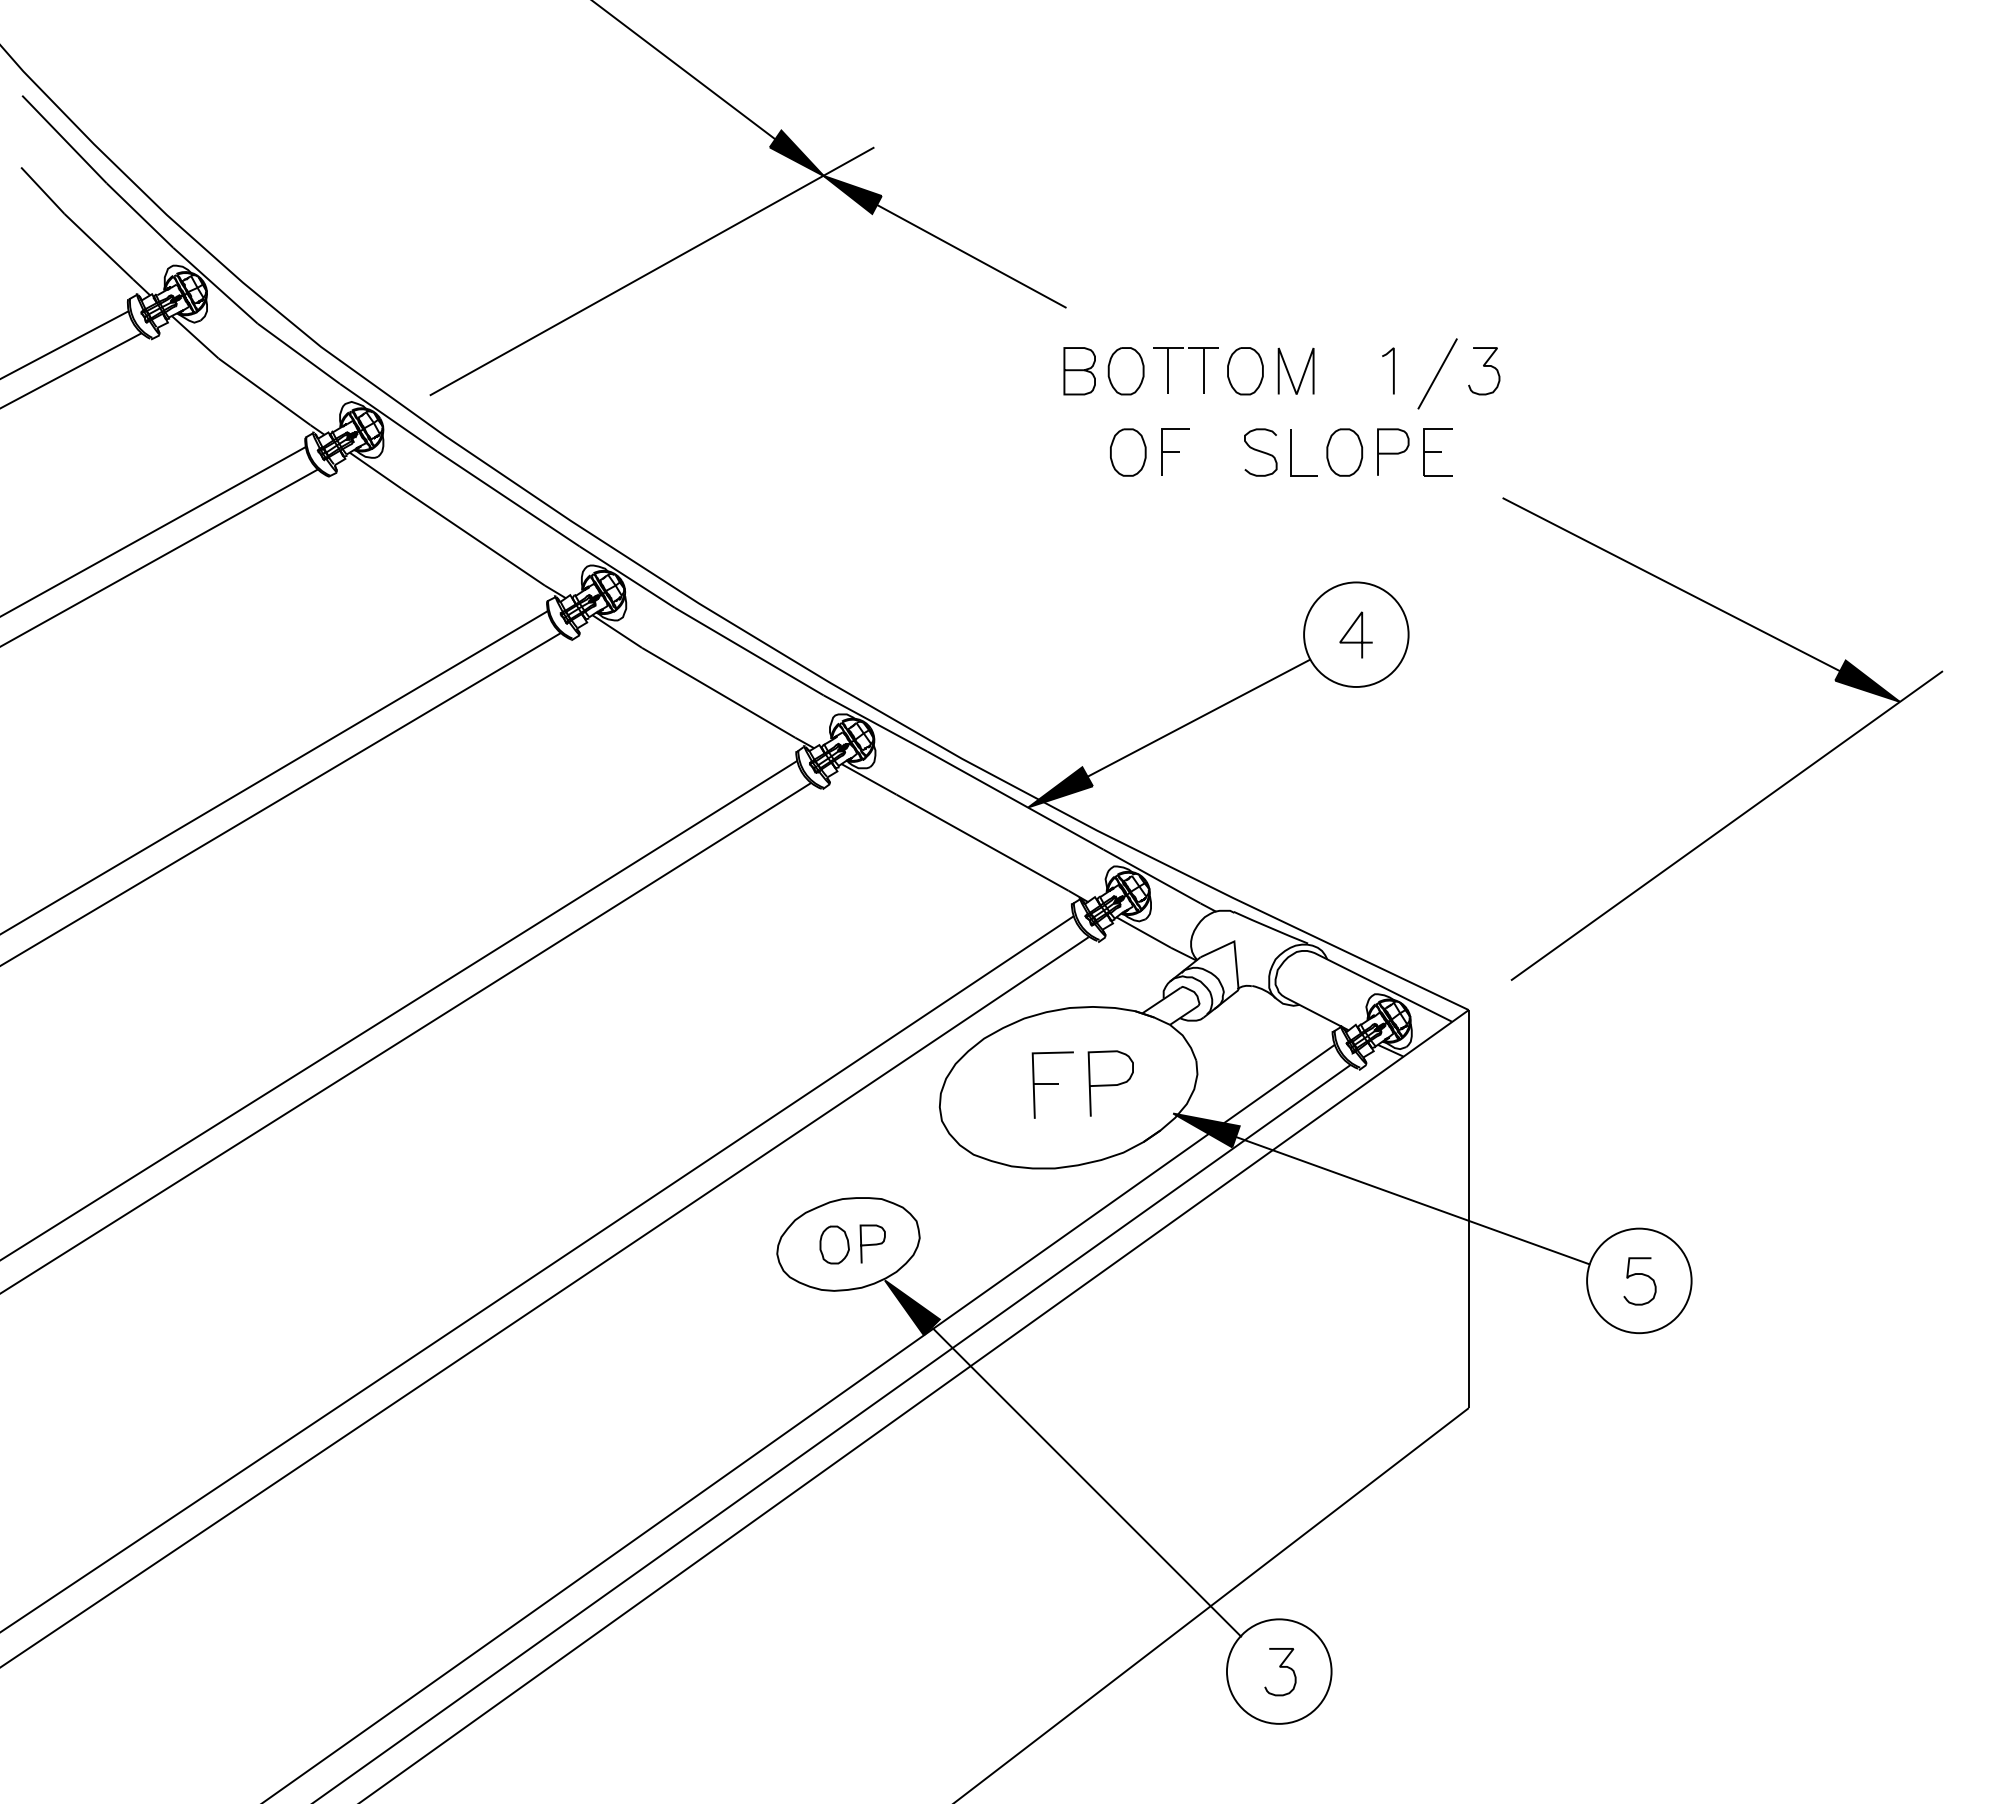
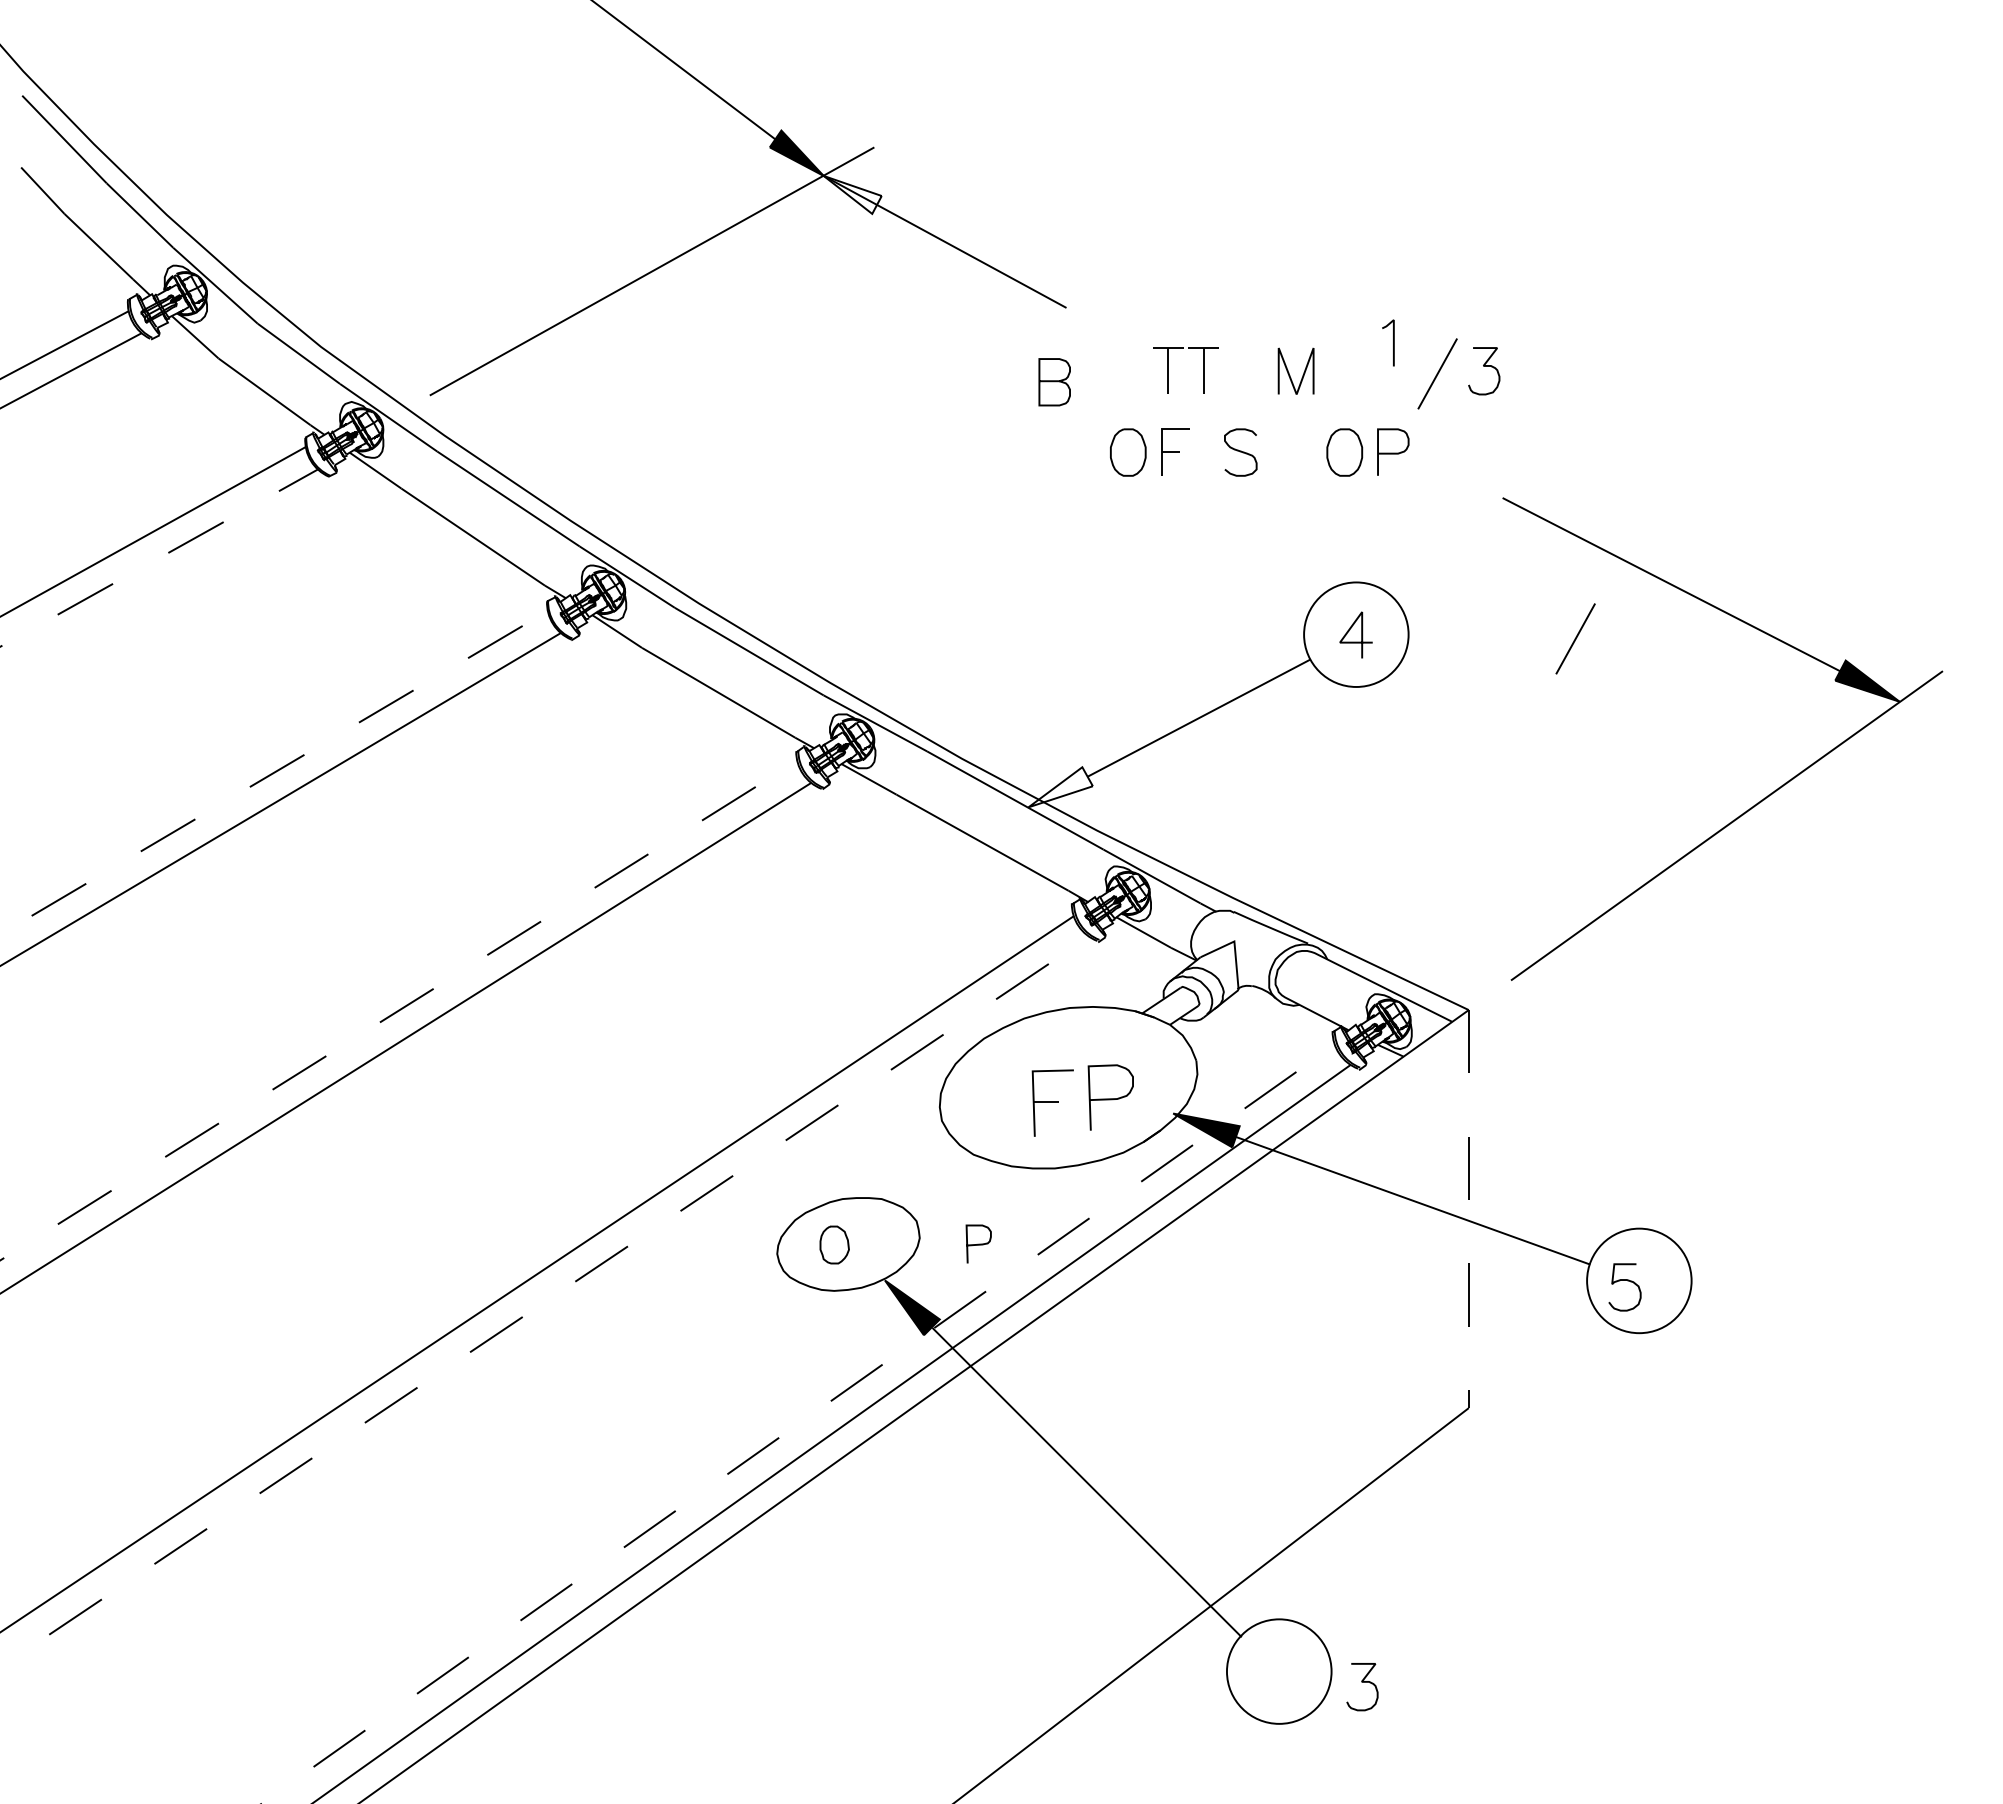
fill: present -> none (852, 194)
line position: (1393, 370) -> (1393, 342) (1393, 342)
curve position: (1079, 371) -> (1054, 382) (1054, 382)
part: present -> none (1125, 371)
part: present -> none (1245, 371)
curve position: (1260, 452) -> (1240, 452) (1240, 452)
line: present -> none (1291, 452)
part: present -> none (1437, 452)
line: solid -> dashed (159, 558)
line: none -> present (1575, 638)
line: solid -> dashed (274, 772)
fill: present -> none (1060, 787)
line: solid -> dashed (399, 1010)
part position: (1052, 1084) -> (1052, 1102) (1052, 1102)
curve position: (1110, 1084) -> (1110, 1098) (1110, 1098)
line: solid -> dashed (1468, 1209)
curve position: (872, 1243) -> (978, 1243) (978, 1243)
curve position: (1642, 1275) -> (1627, 1281) (1627, 1281)
line: solid -> dashed (544, 1302)
line: solid -> dashed (798, 1424)
curve position: (1280, 1667) -> (1362, 1682) (1362, 1682)
